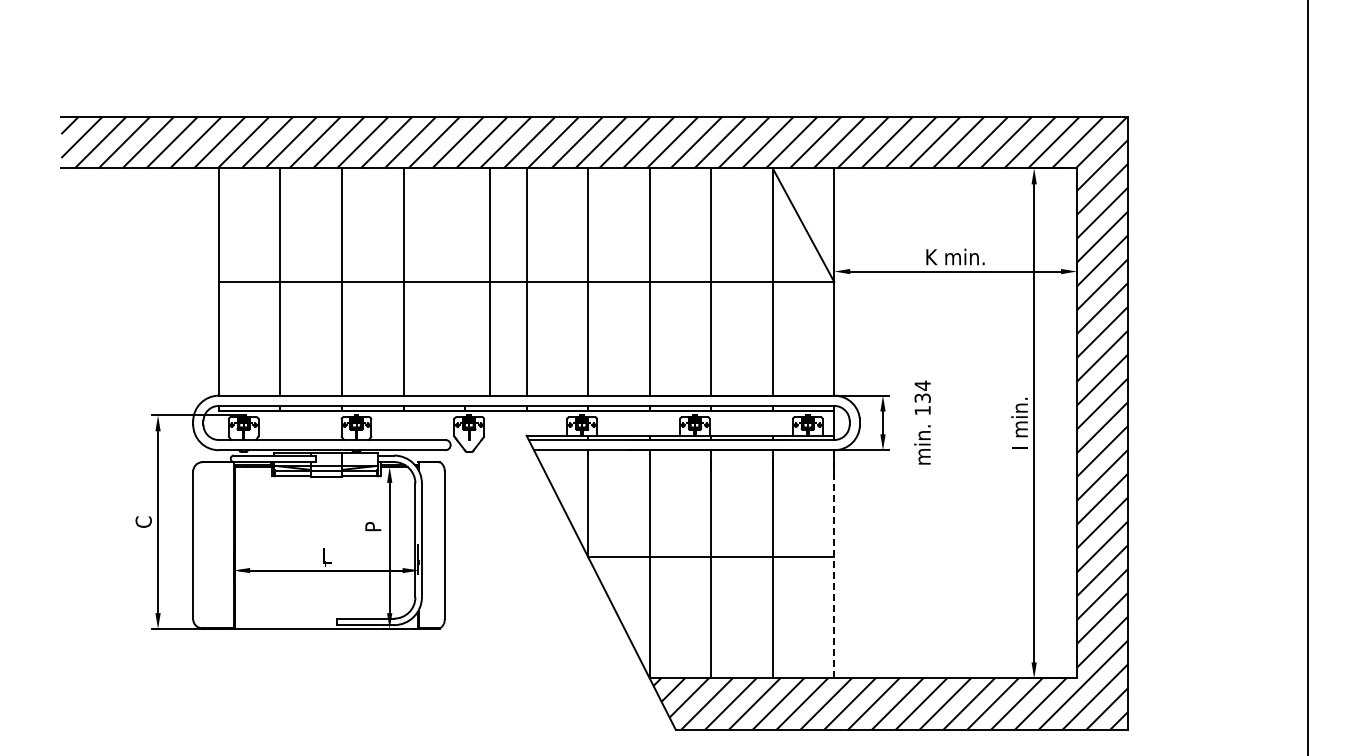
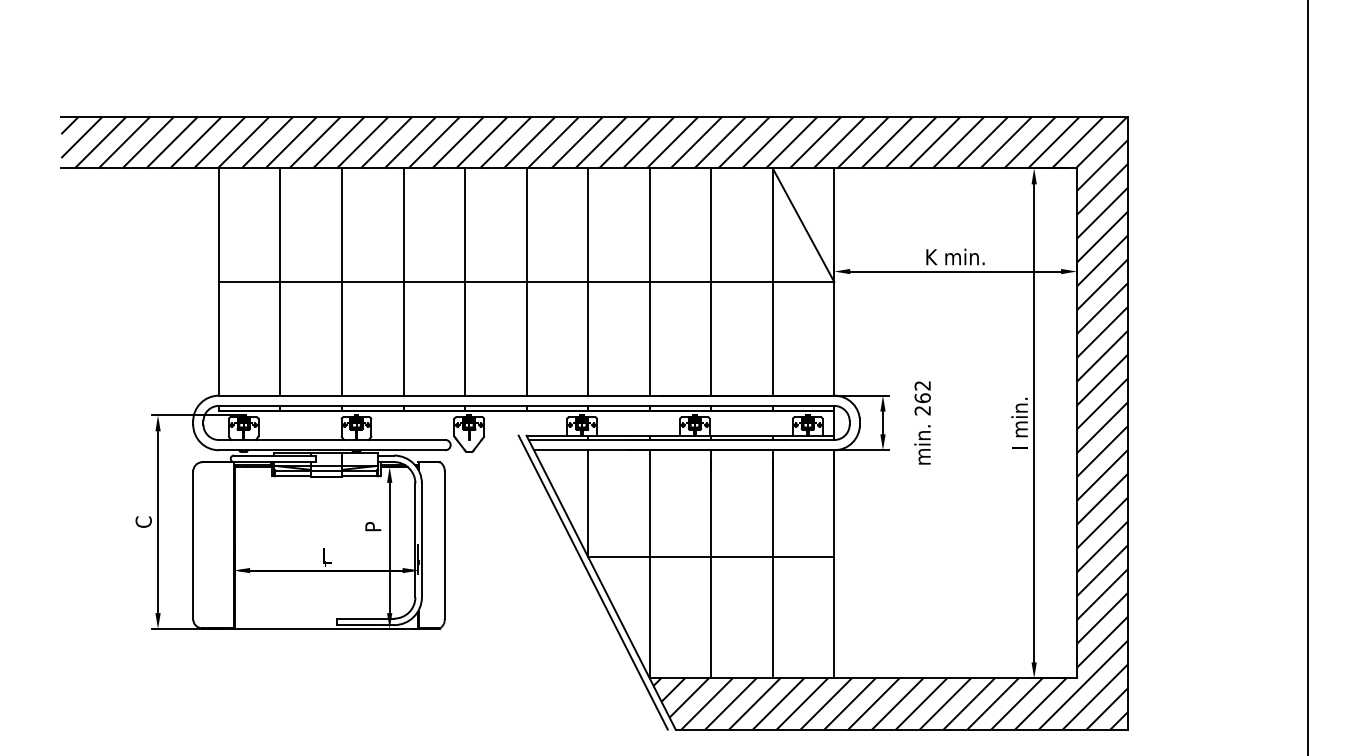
line position: (490, 281) -> (465, 281) (465, 281)
text: 134 -> 262 (922, 397)
line: dashed -> solid (834, 563)
line: none -> present (592, 582)
